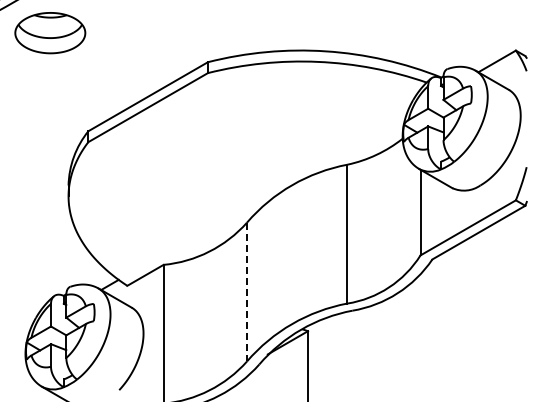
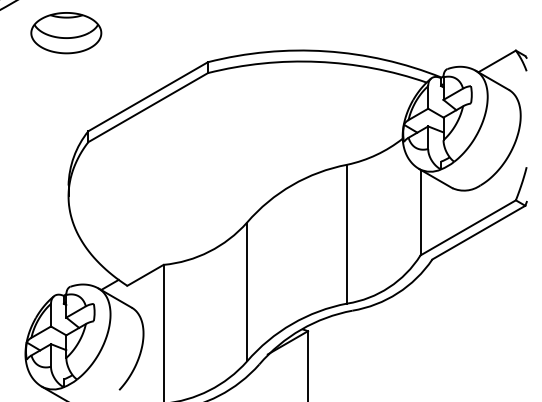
part position: (50, 33) -> (66, 33) (66, 33)
line: dashed -> solid (247, 292)
